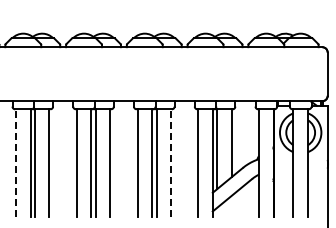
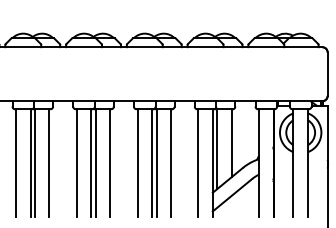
line: dashed -> solid (16, 162)
line: dashed -> solid (170, 162)
